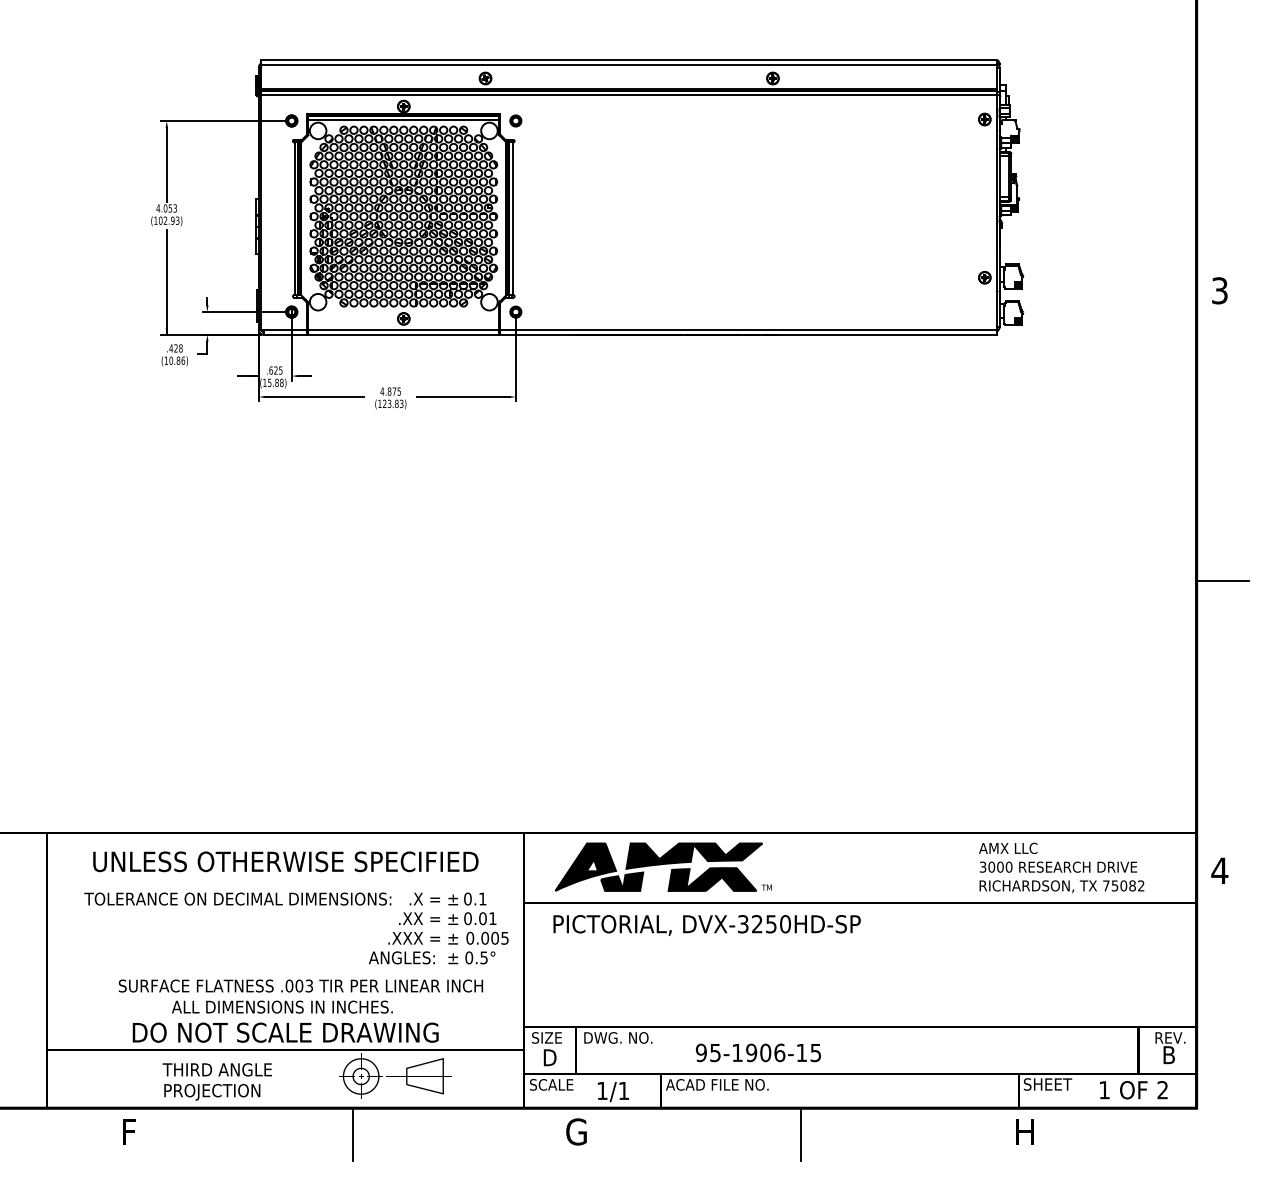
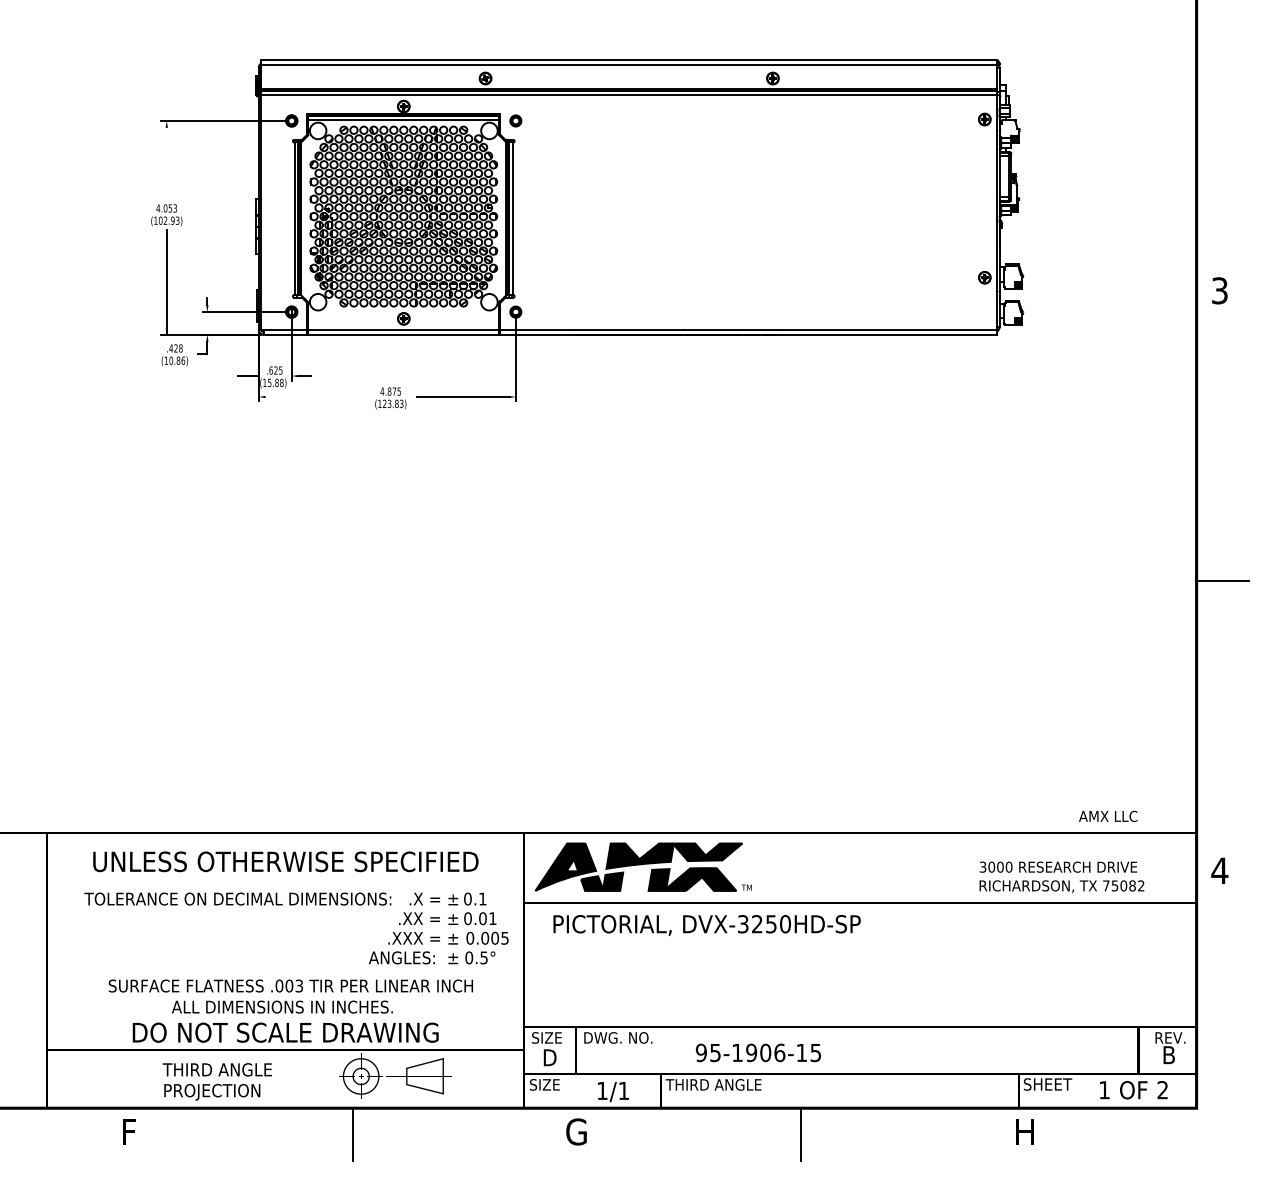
line: present -> none (166, 164)
line: present -> none (314, 396)
text position: (1008, 847) -> (1108, 815) (1108, 815)
part position: (662, 866) -> (642, 866) (642, 866)
text position: (300, 985) -> (290, 985) (290, 985)
text: SCALE -> SIZE (555, 1084)
text: ACAD FILE NO. -> THIRD ANGLE (716, 1084)
